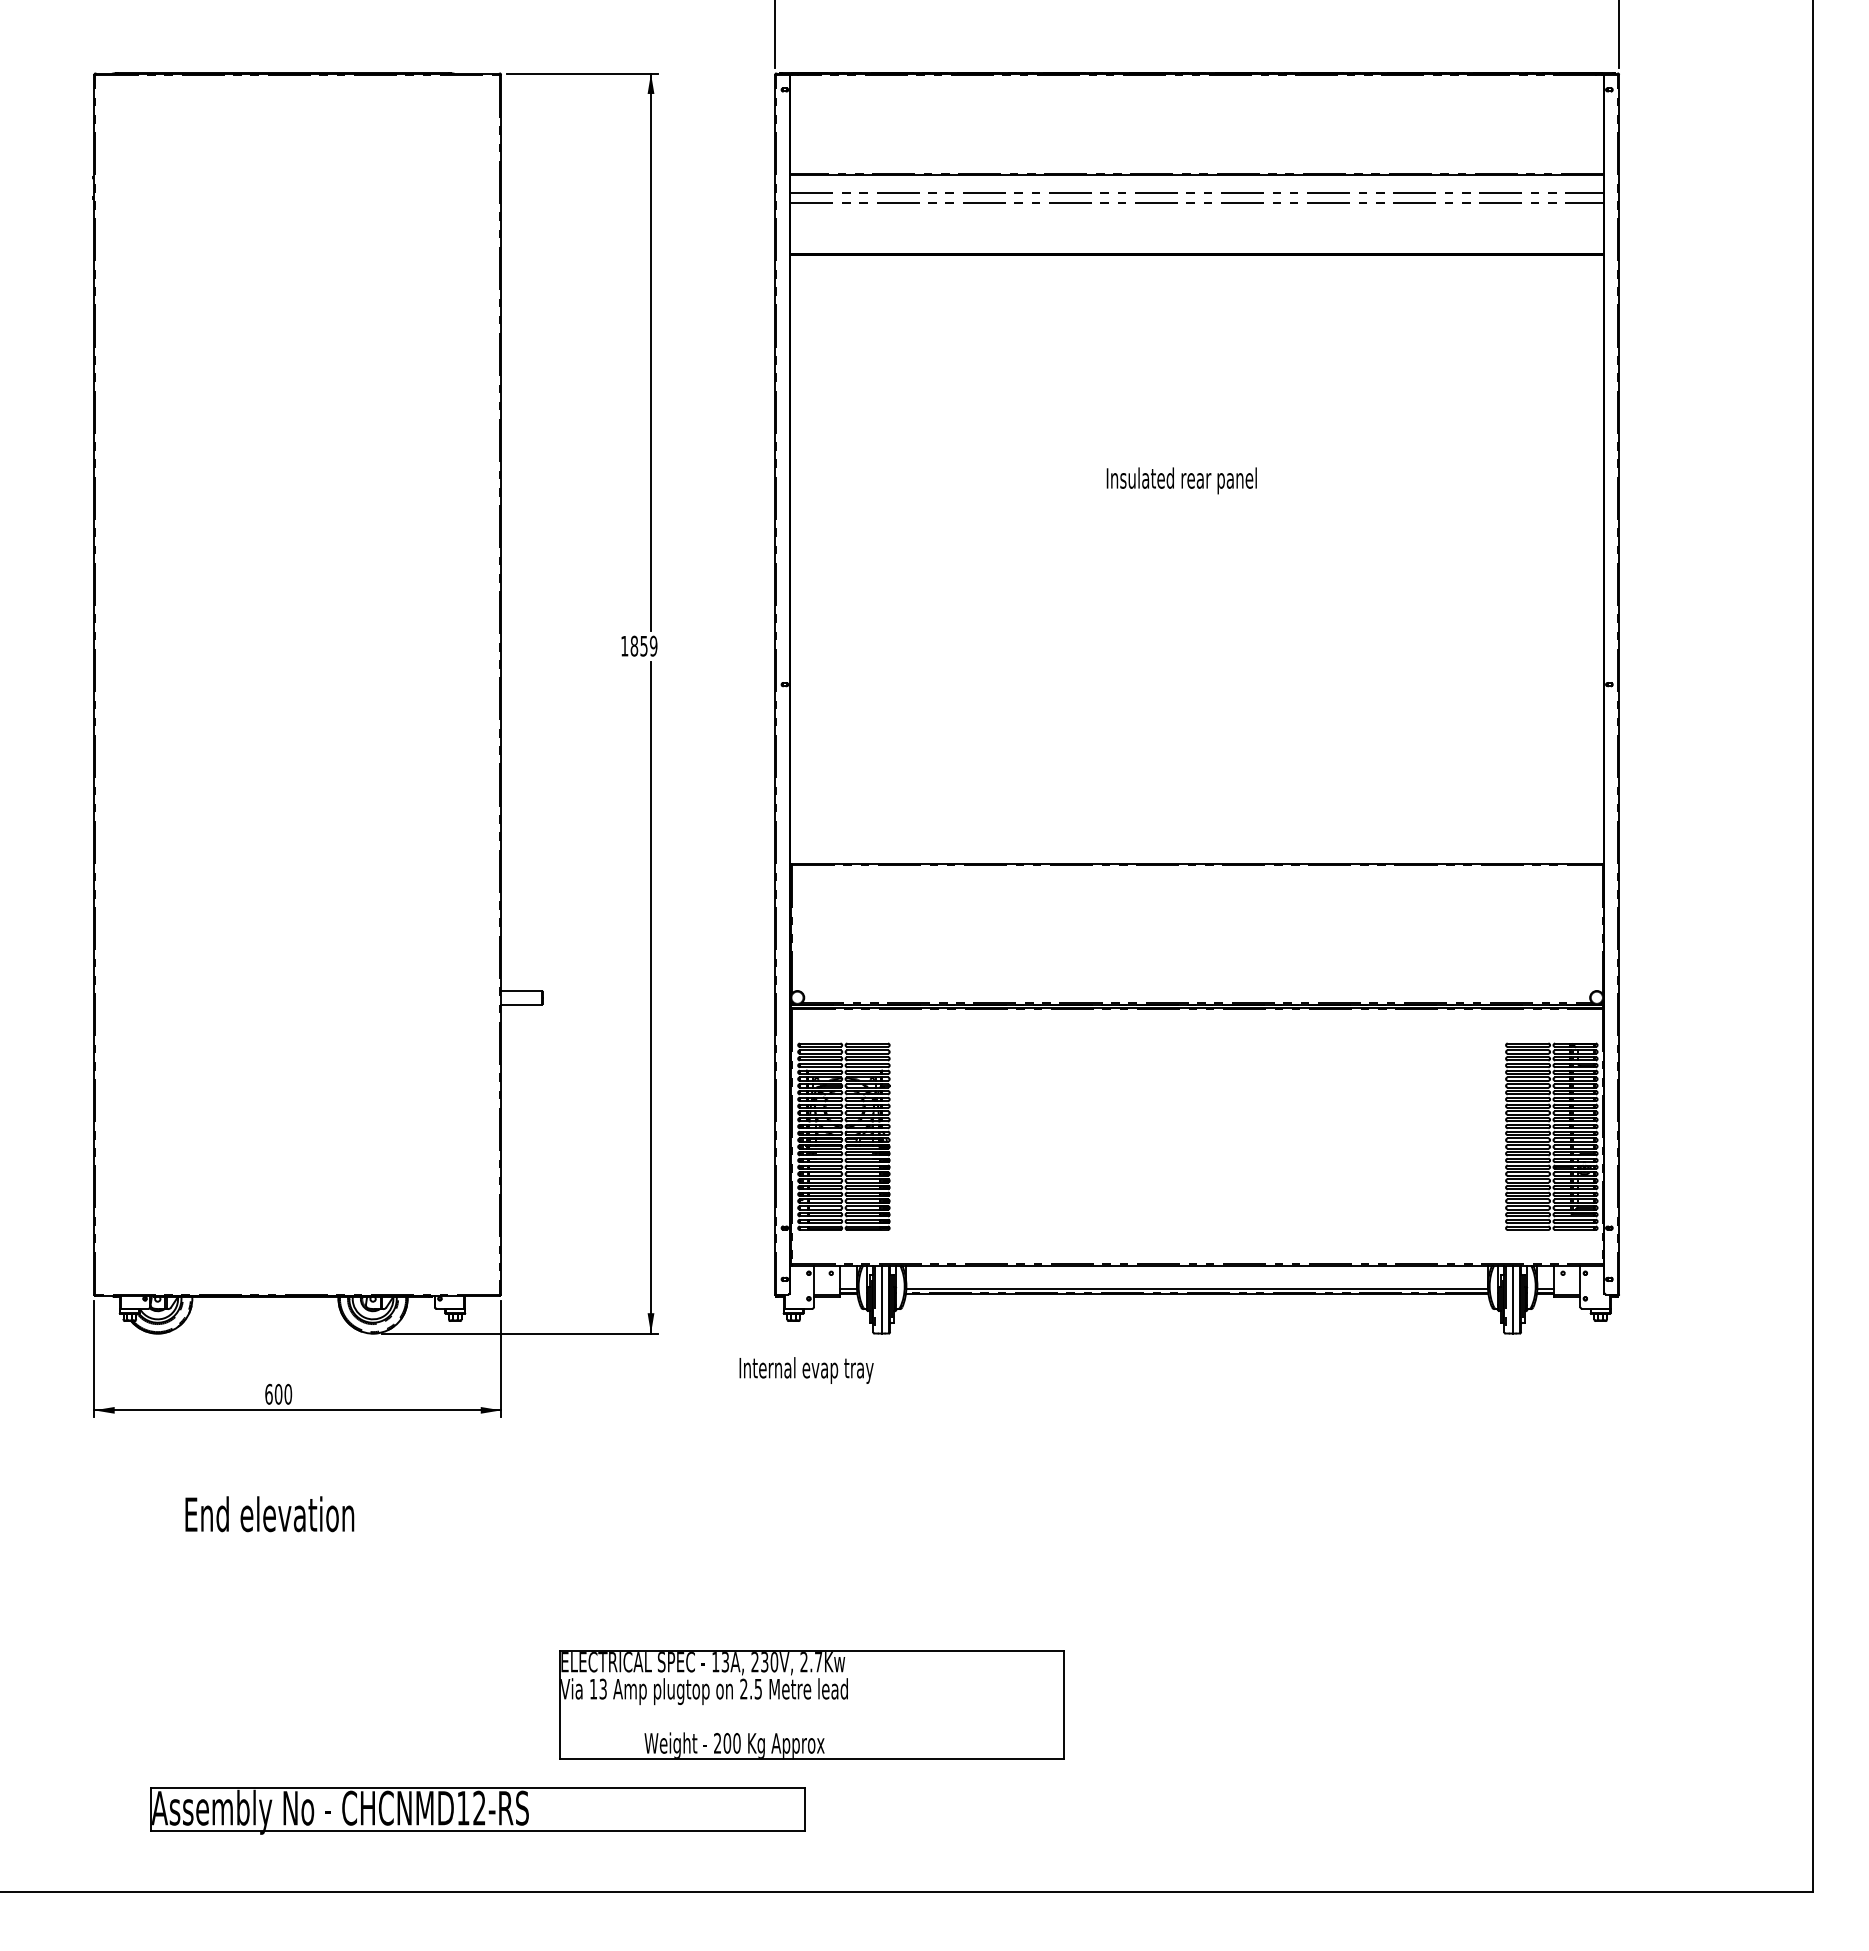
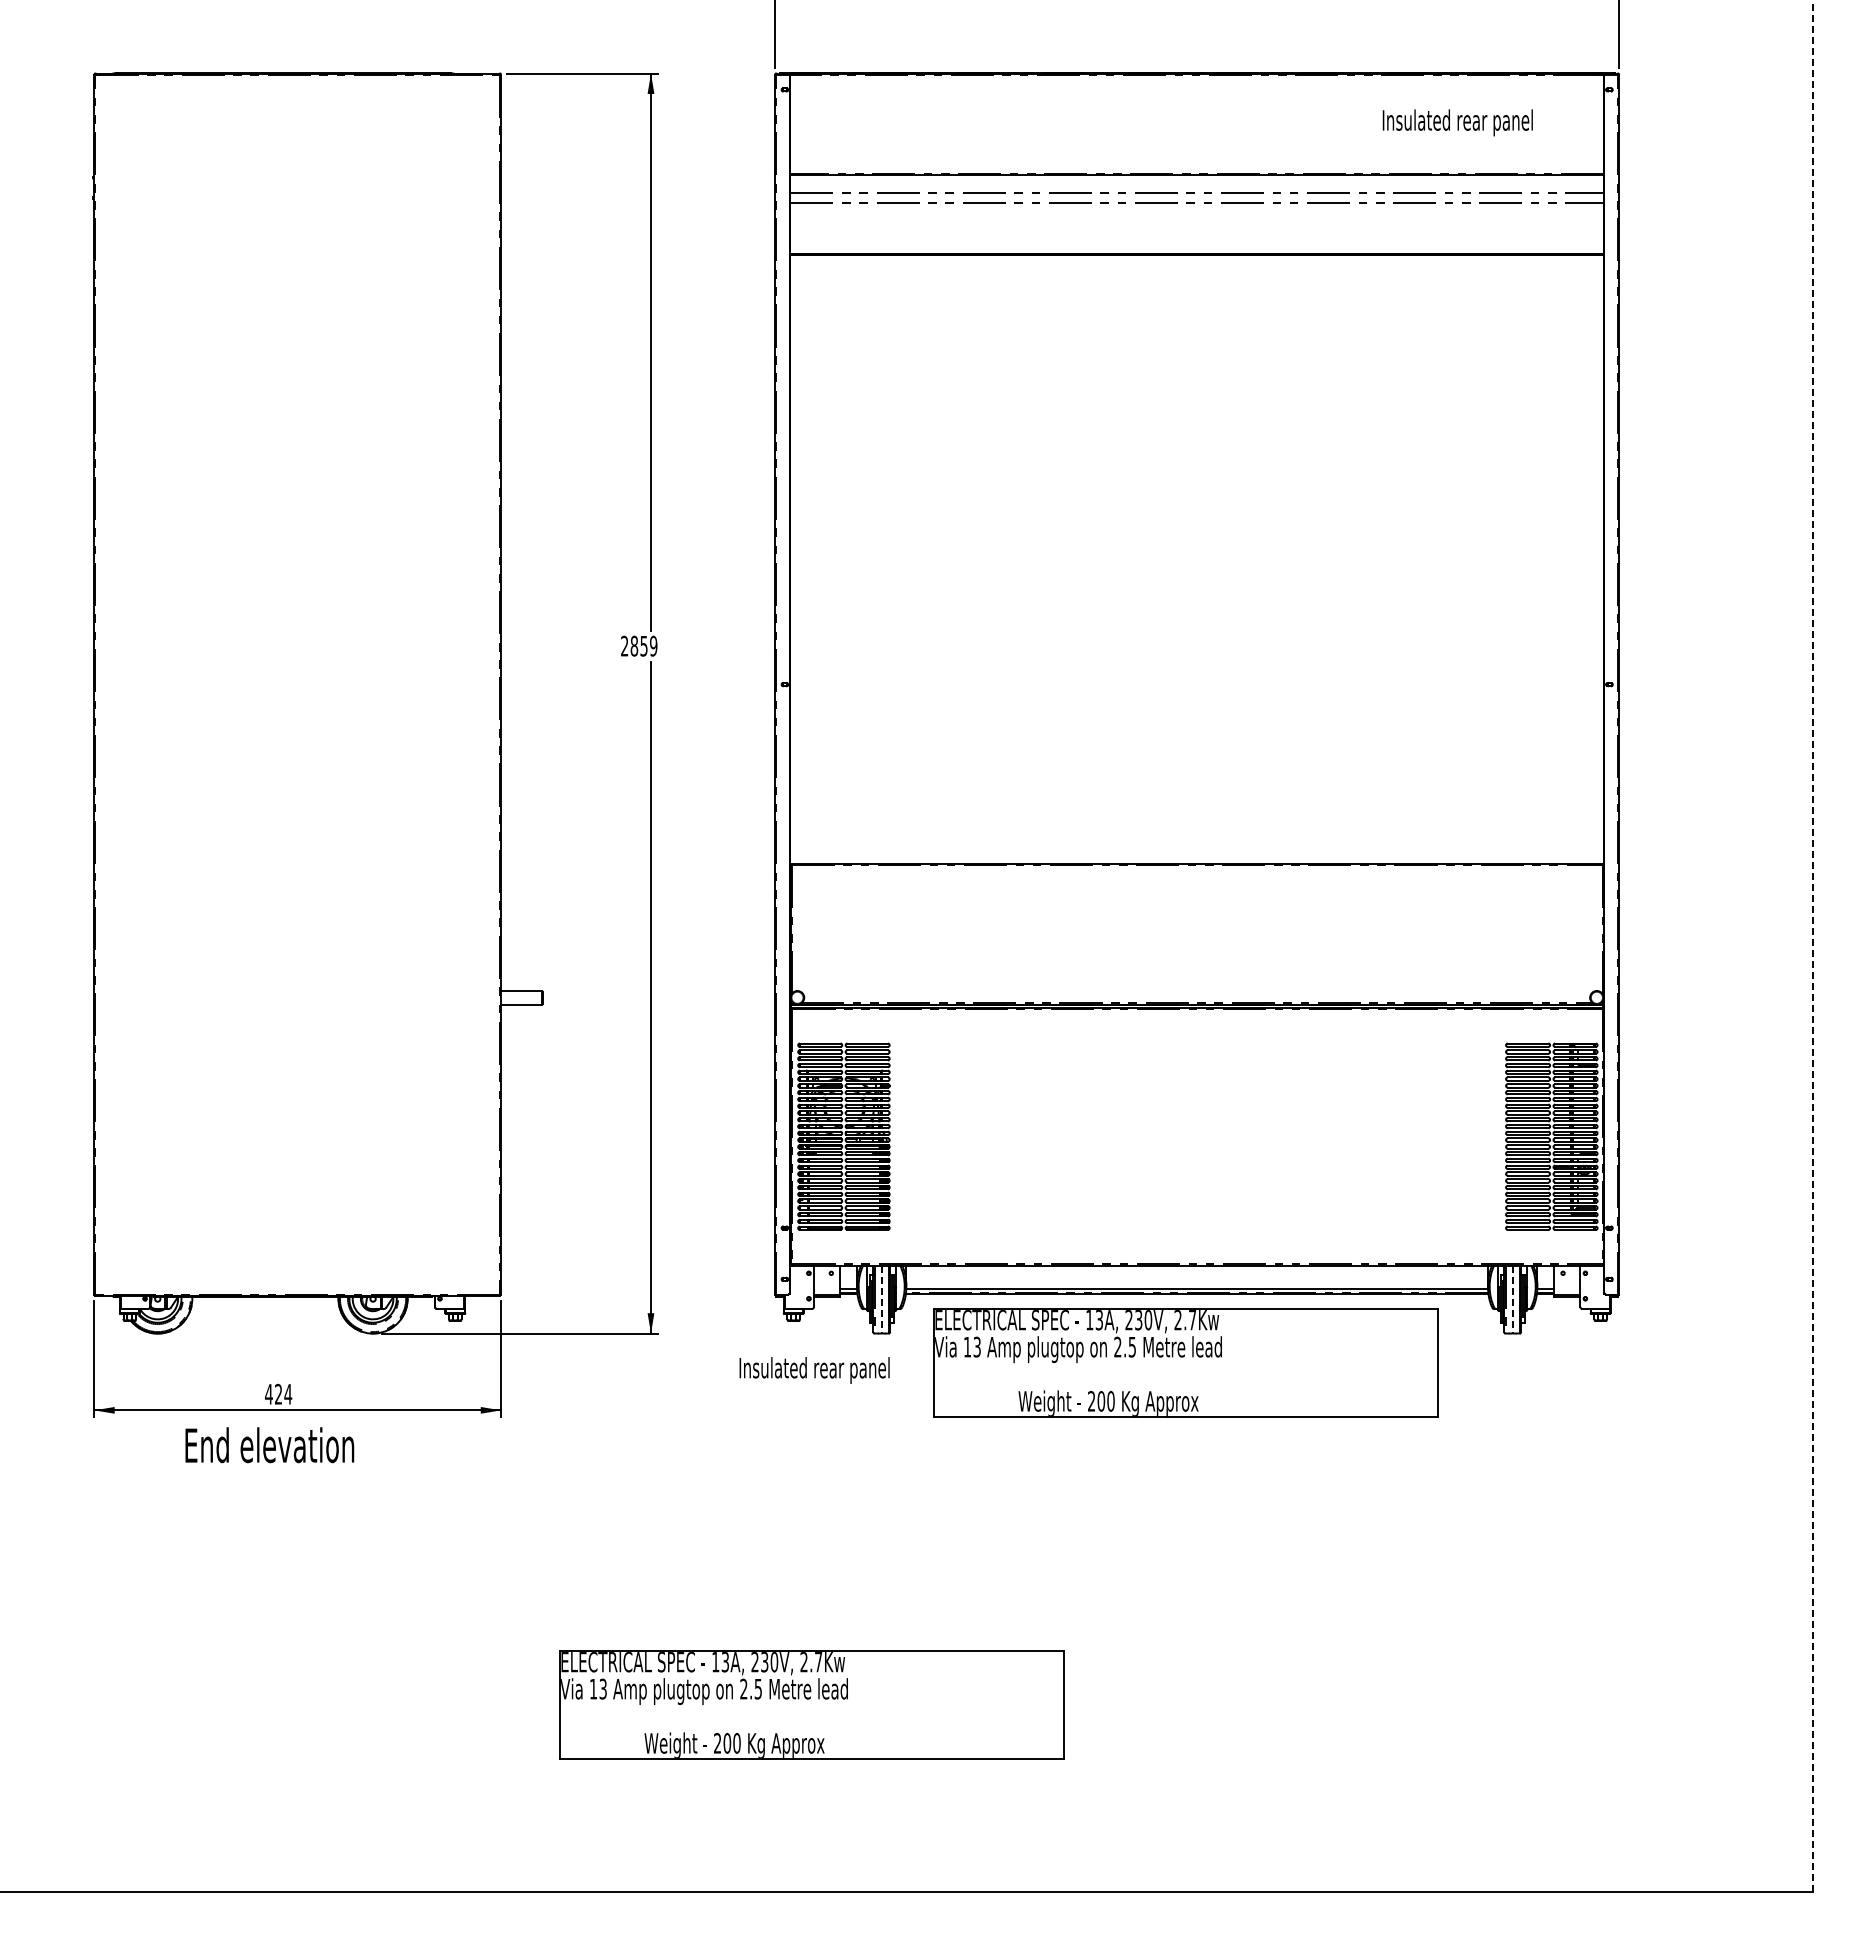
text position: (1181, 480) -> (1457, 122) (1457, 122)
text: 1859 -> 2859 (624, 645)
line: solid -> dashed (1812, 946)
line: solid -> dashed (881, 1299)
line: solid -> dashed (1512, 1299)
part: none -> present (1185, 1362)
text: Internal evap tray -> Insulated rear panel (820, 1370)
text: 600 -> 424 (278, 1393)
text position: (269, 1514) -> (269, 1445) (269, 1445)
part: present -> none (477, 1810)
